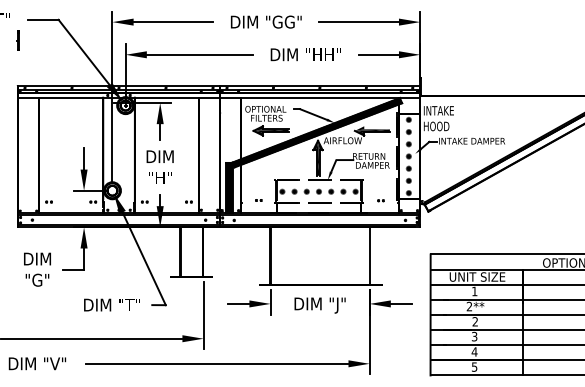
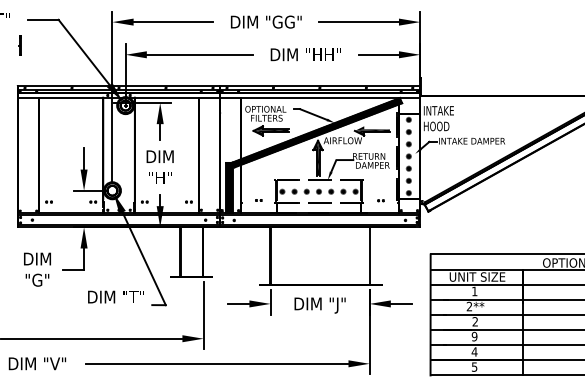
line position: (17, 40) -> (19, 45) (19, 45)
text position: (111, 304) -> (115, 296) (115, 296)
text: 3 -> 9 (474, 336)
